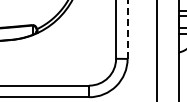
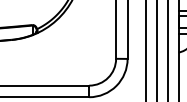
line: dashed -> solid (127, 29)
line: none -> present (146, 50)
line: none -> present (167, 50)
